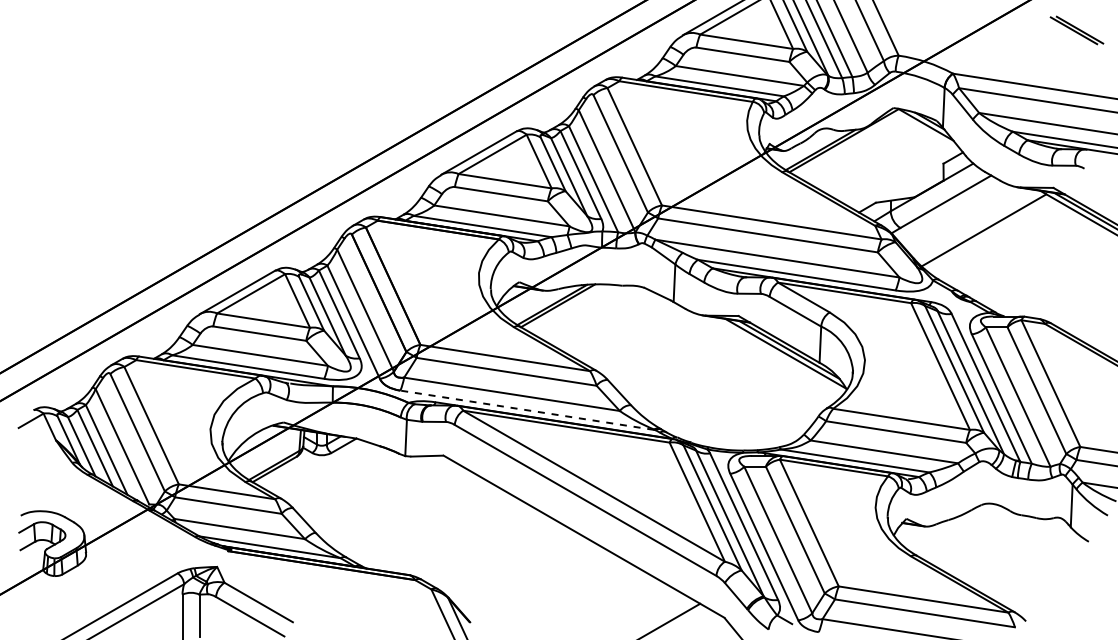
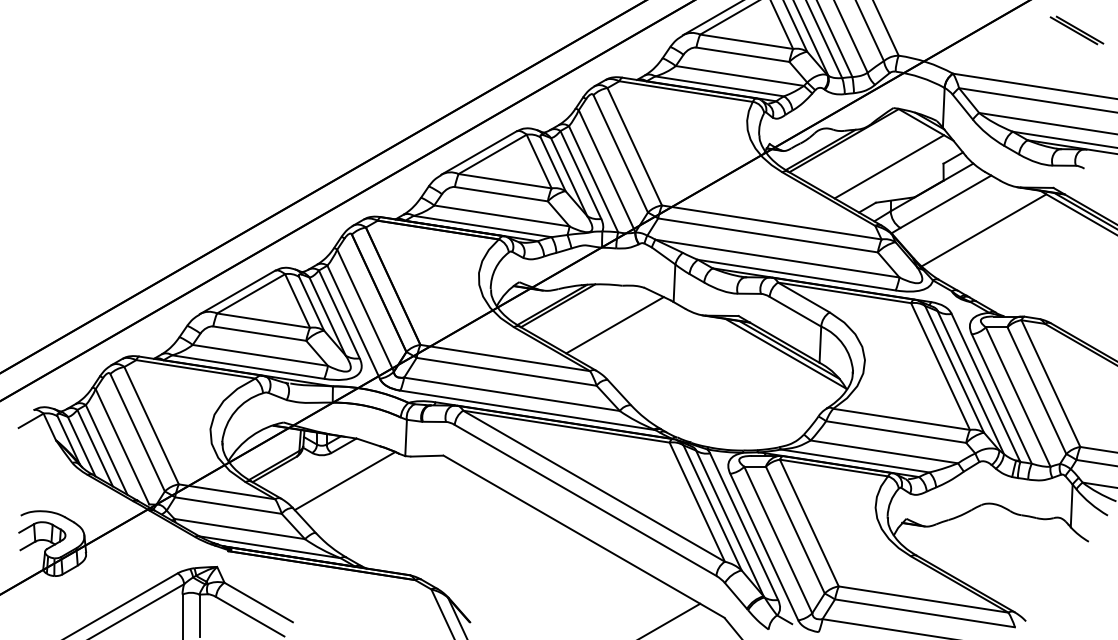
line: none -> present (889, 166)
line: none -> present (614, 325)
line: dashed -> solid (526, 410)
line: none -> present (344, 481)
